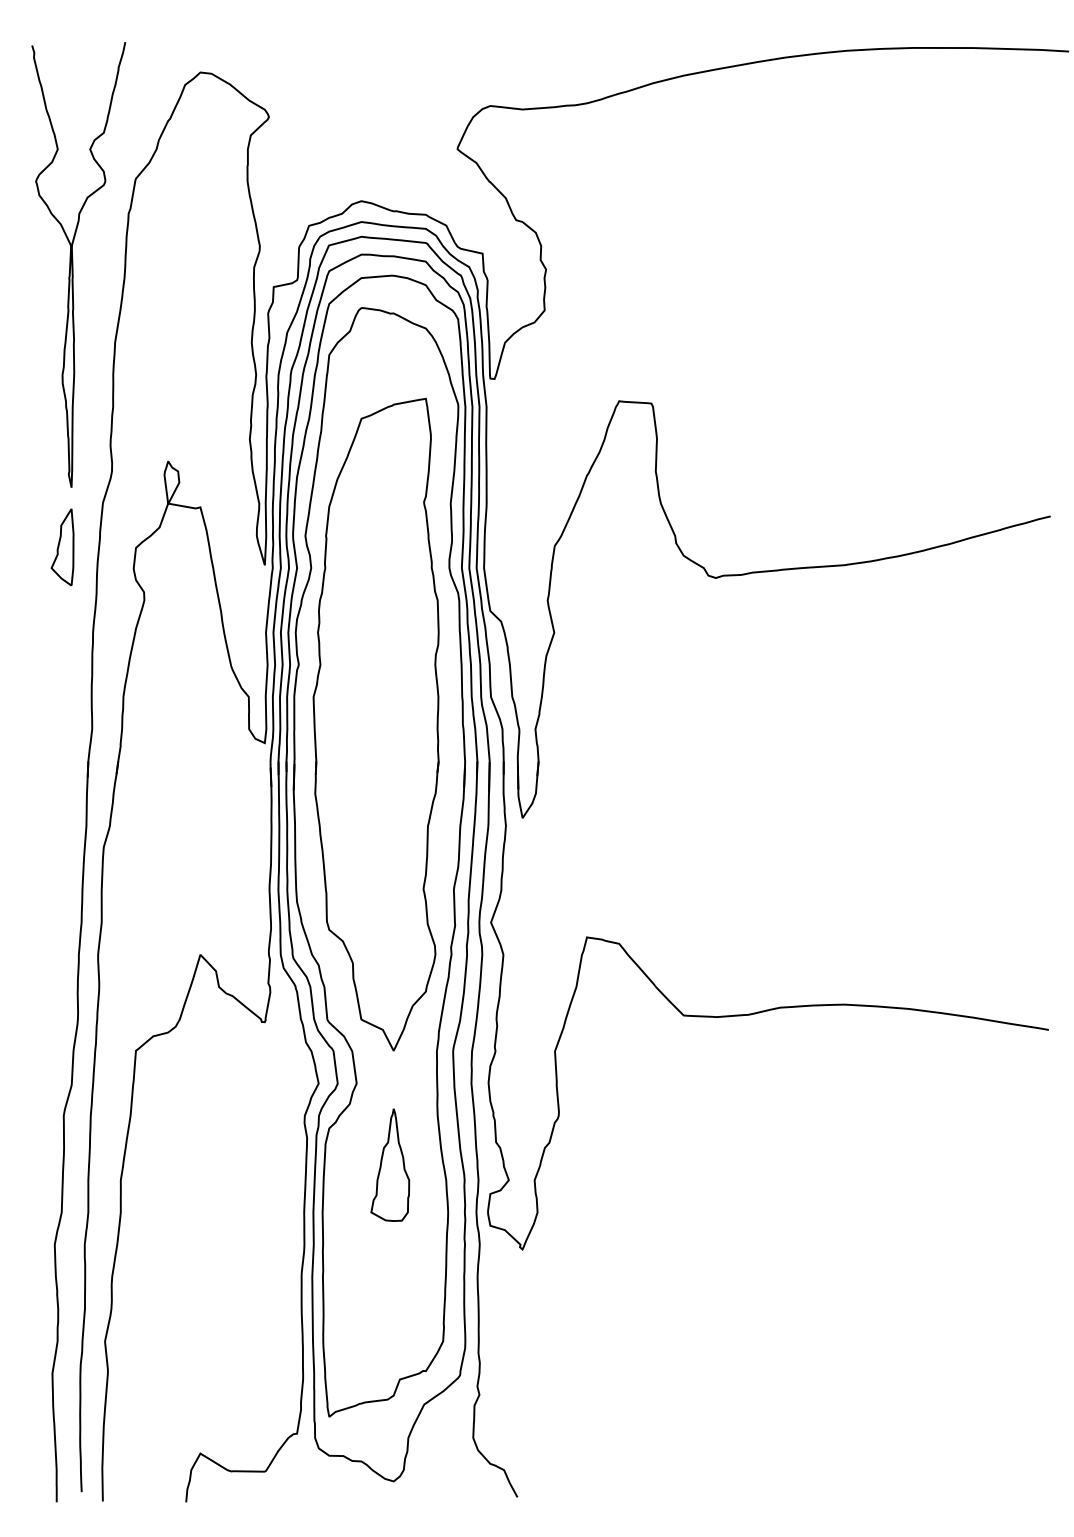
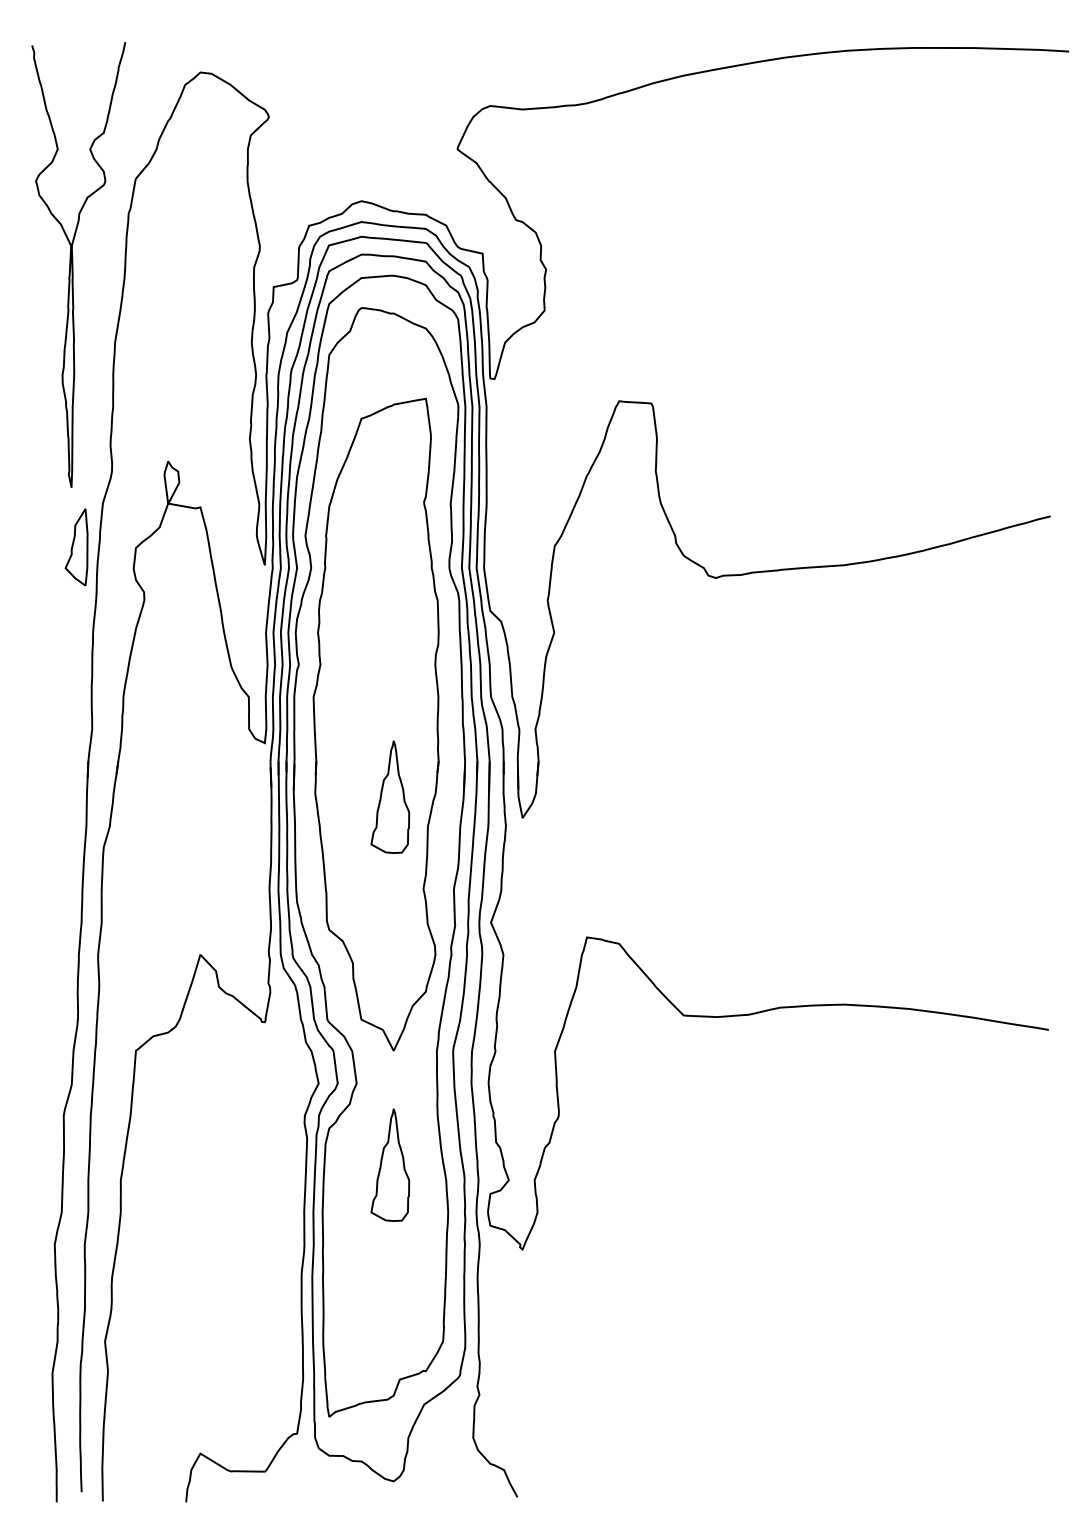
part position: (62, 547) -> (76, 547) (76, 547)
part: none -> present (390, 796)
